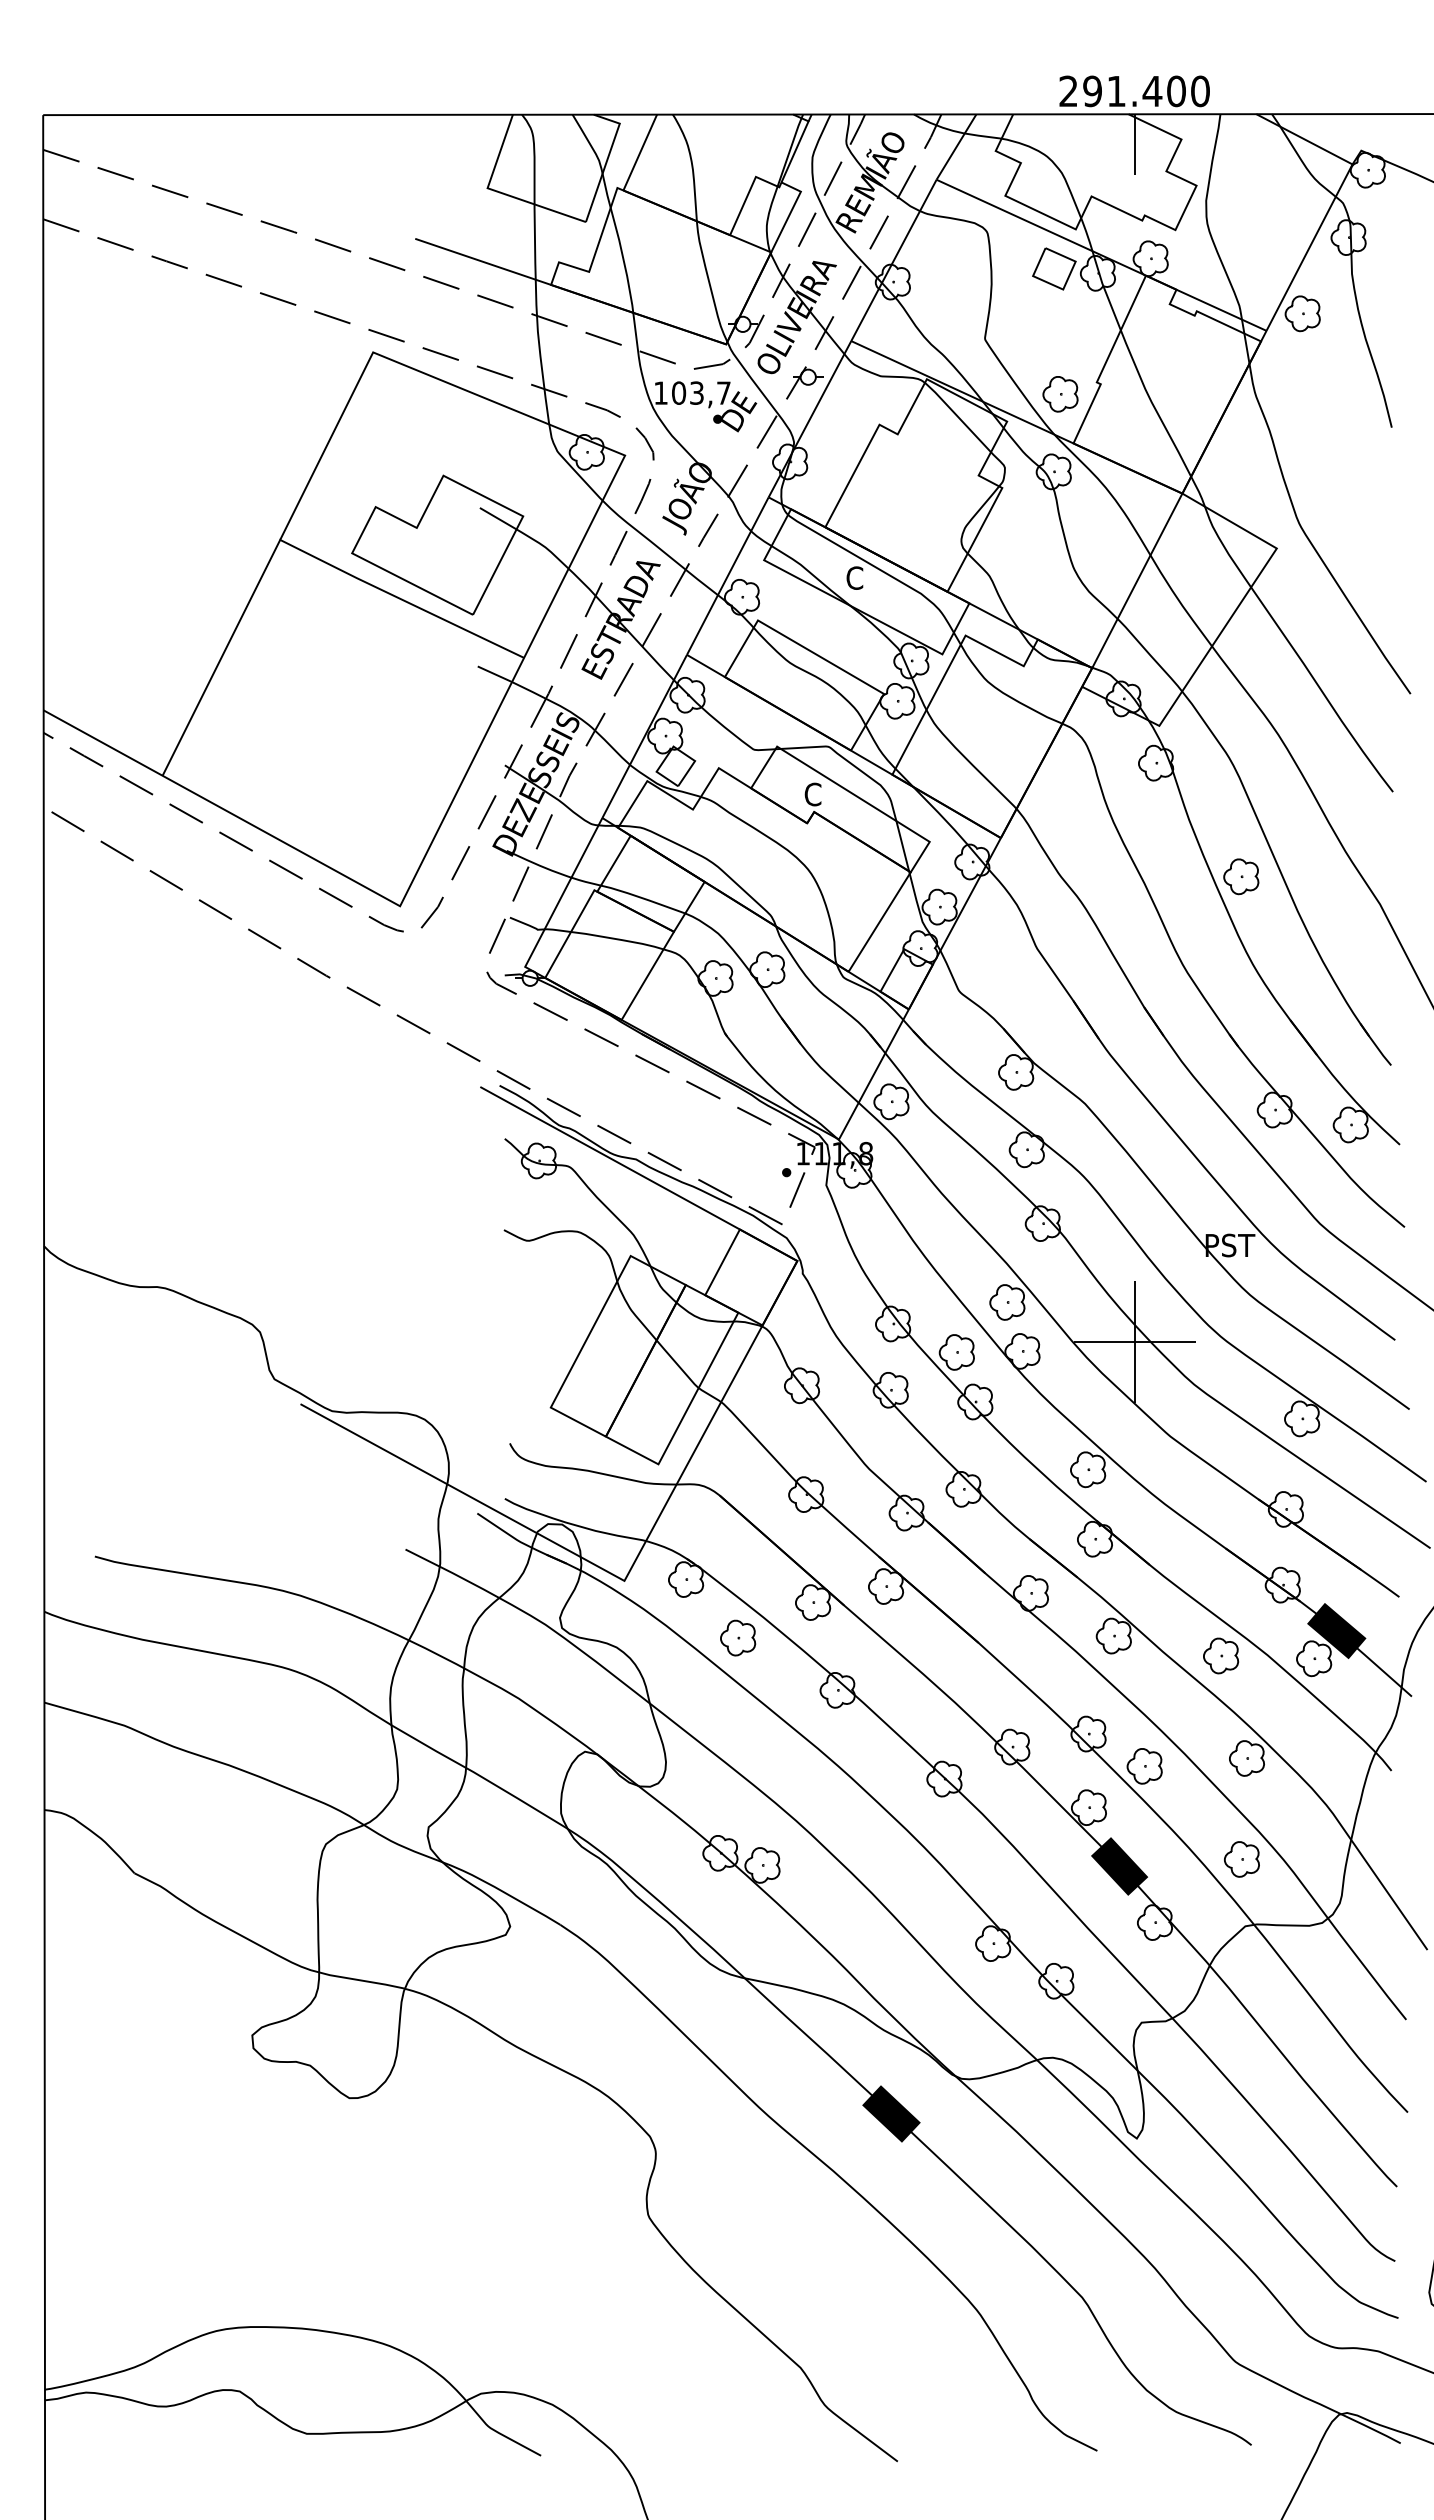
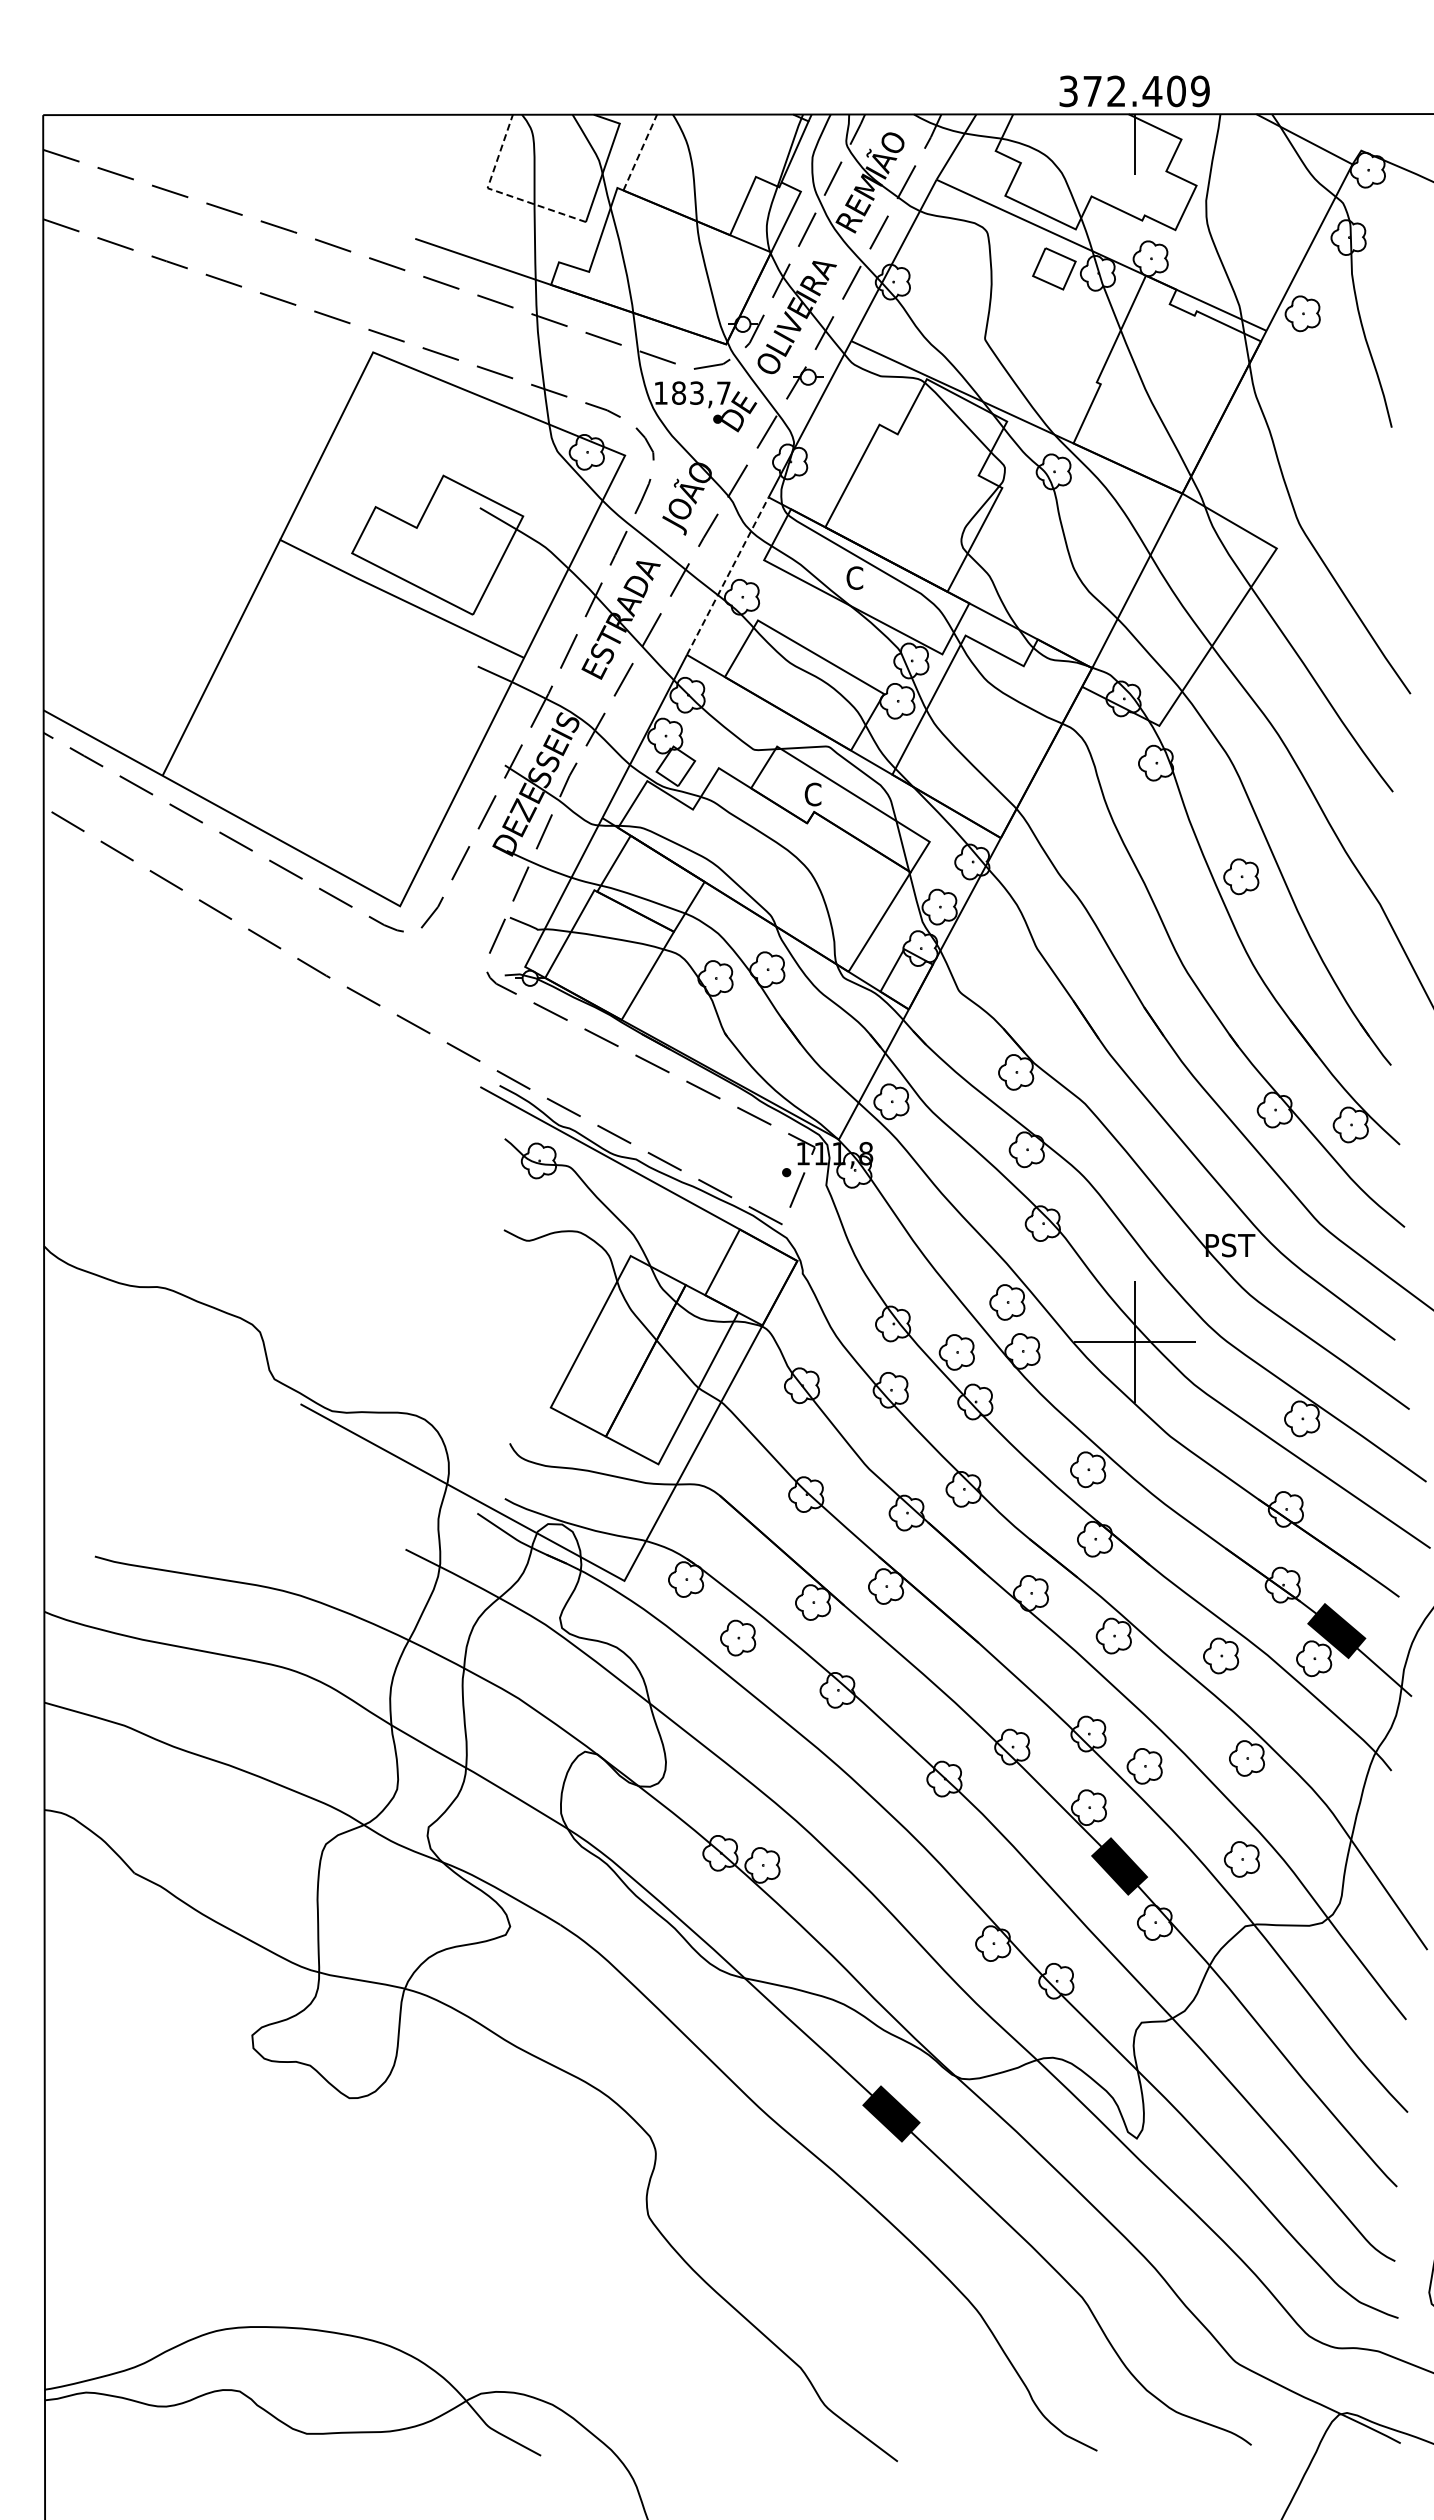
text: 291.400 -> 372.409 (1134, 91)
line: solid -> dashed (640, 152)
line: solid -> dashed (499, 192)
text: 103,7 -> 183,7 (679, 392)
part: present -> none (1060, 394)
line: solid -> dashed (727, 576)
